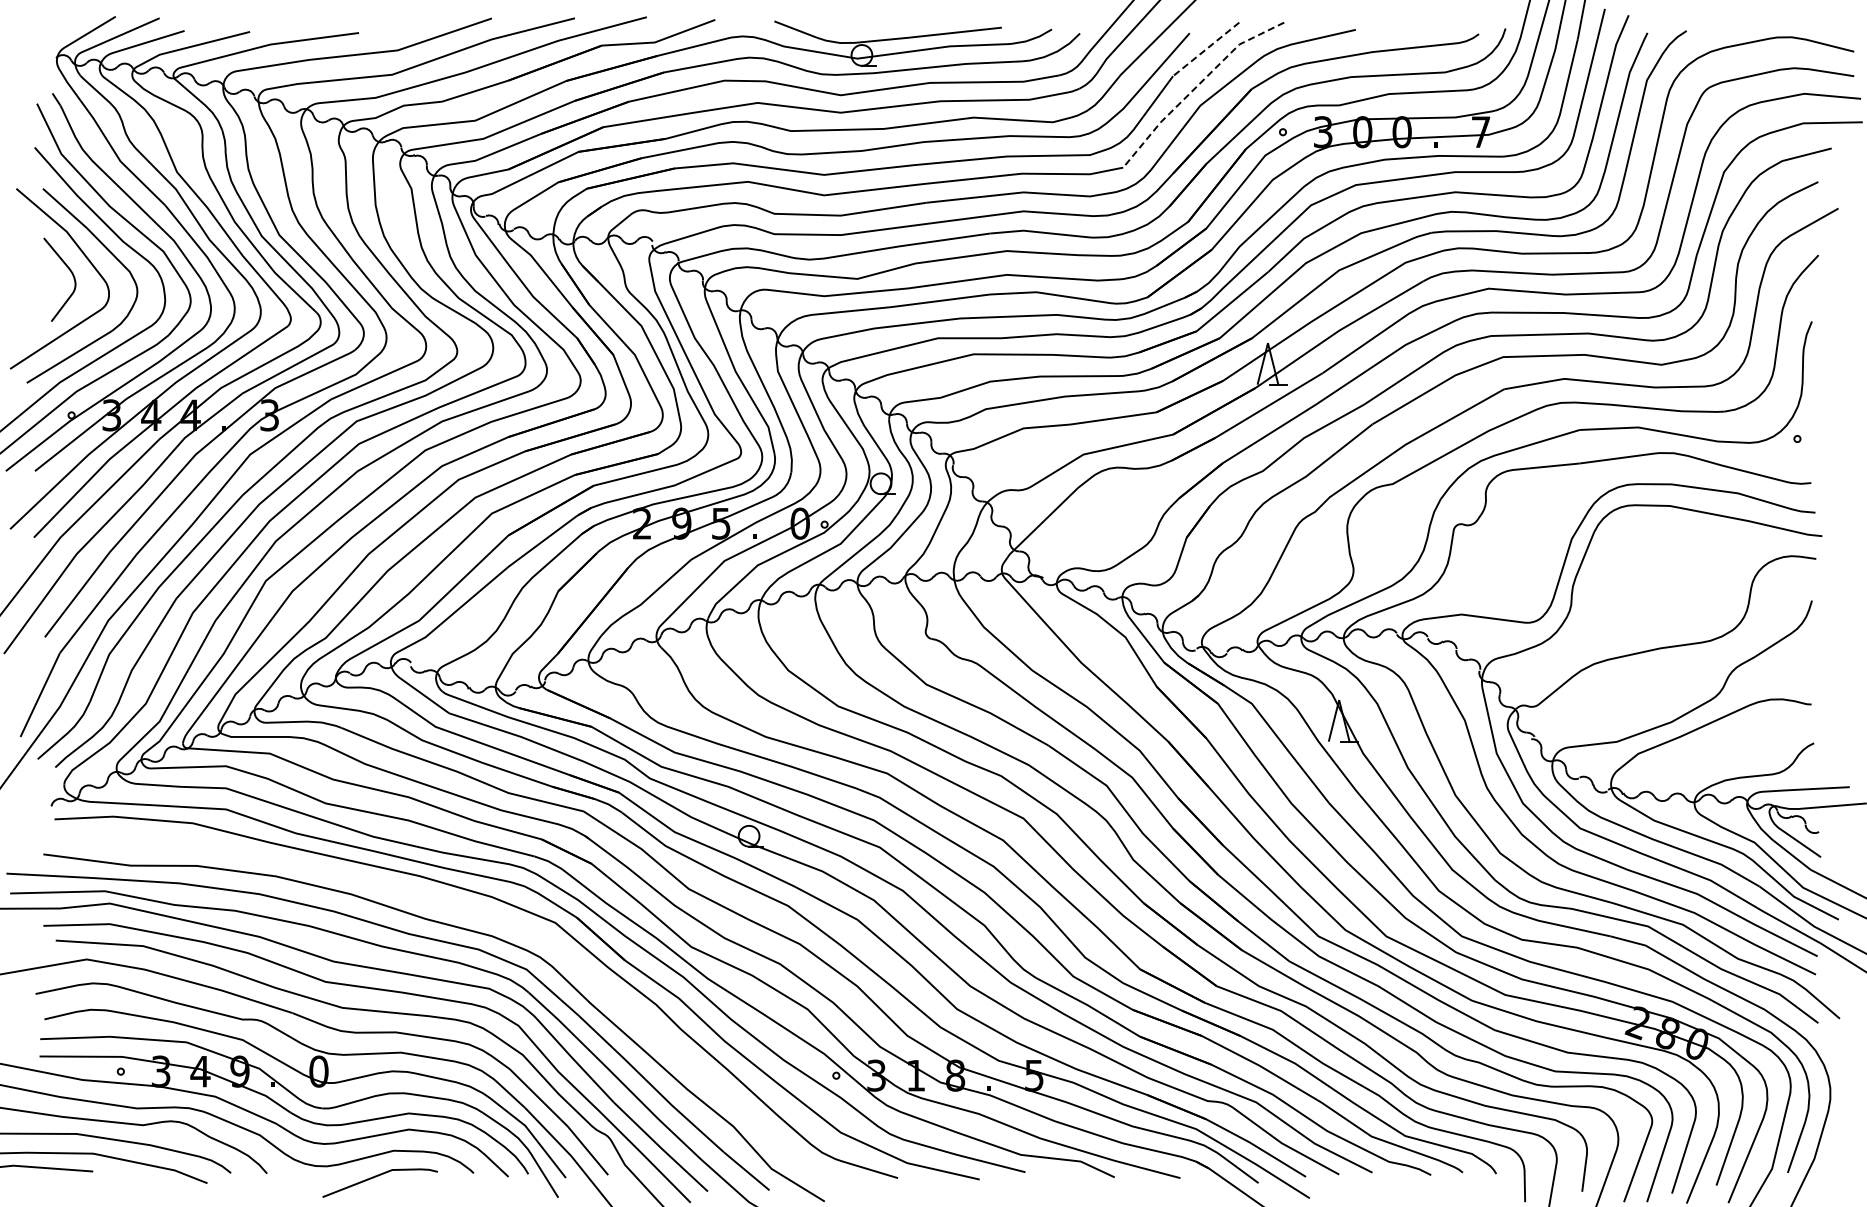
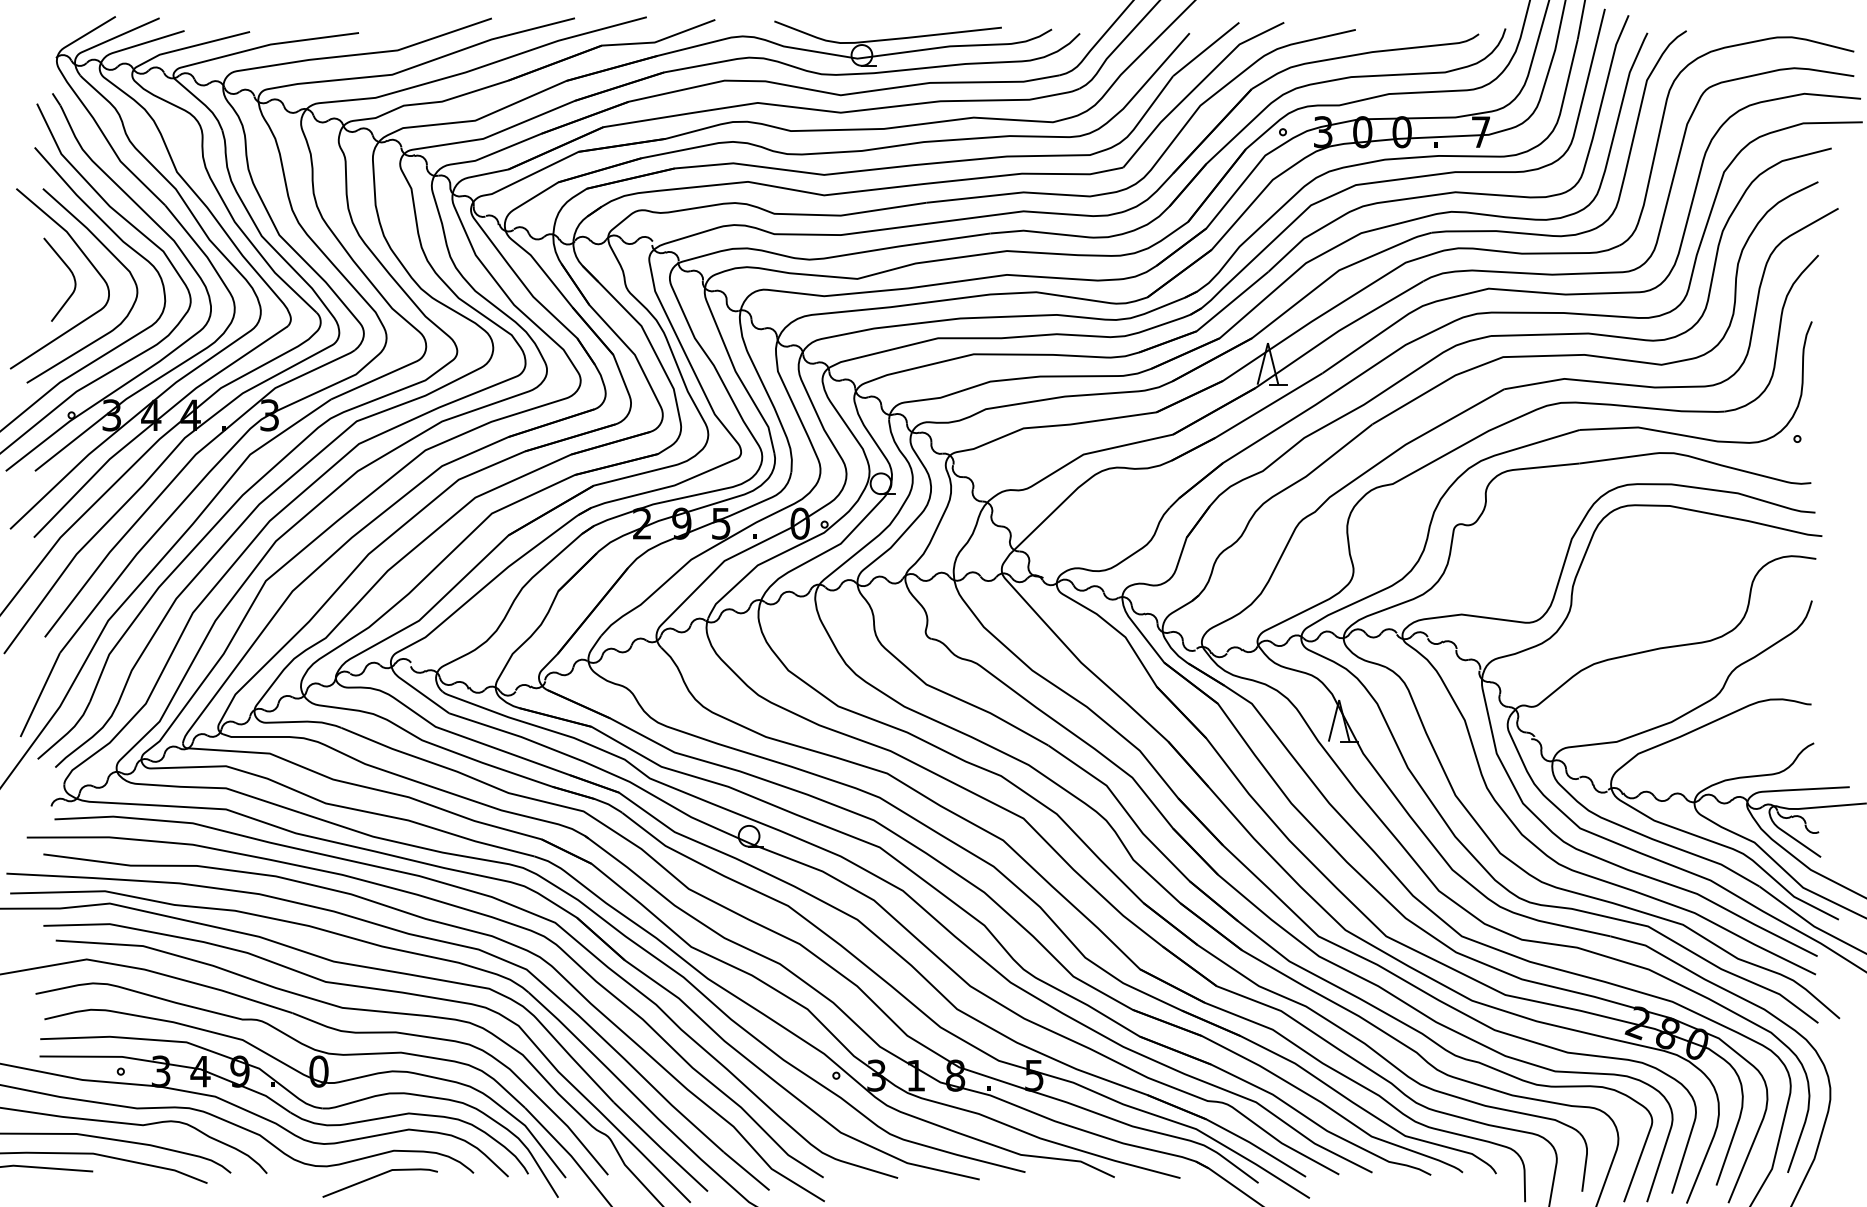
line: dashed -> solid (1206, 49)
line: dashed -> solid (1197, 86)
curve: none -> present (458, 908)
